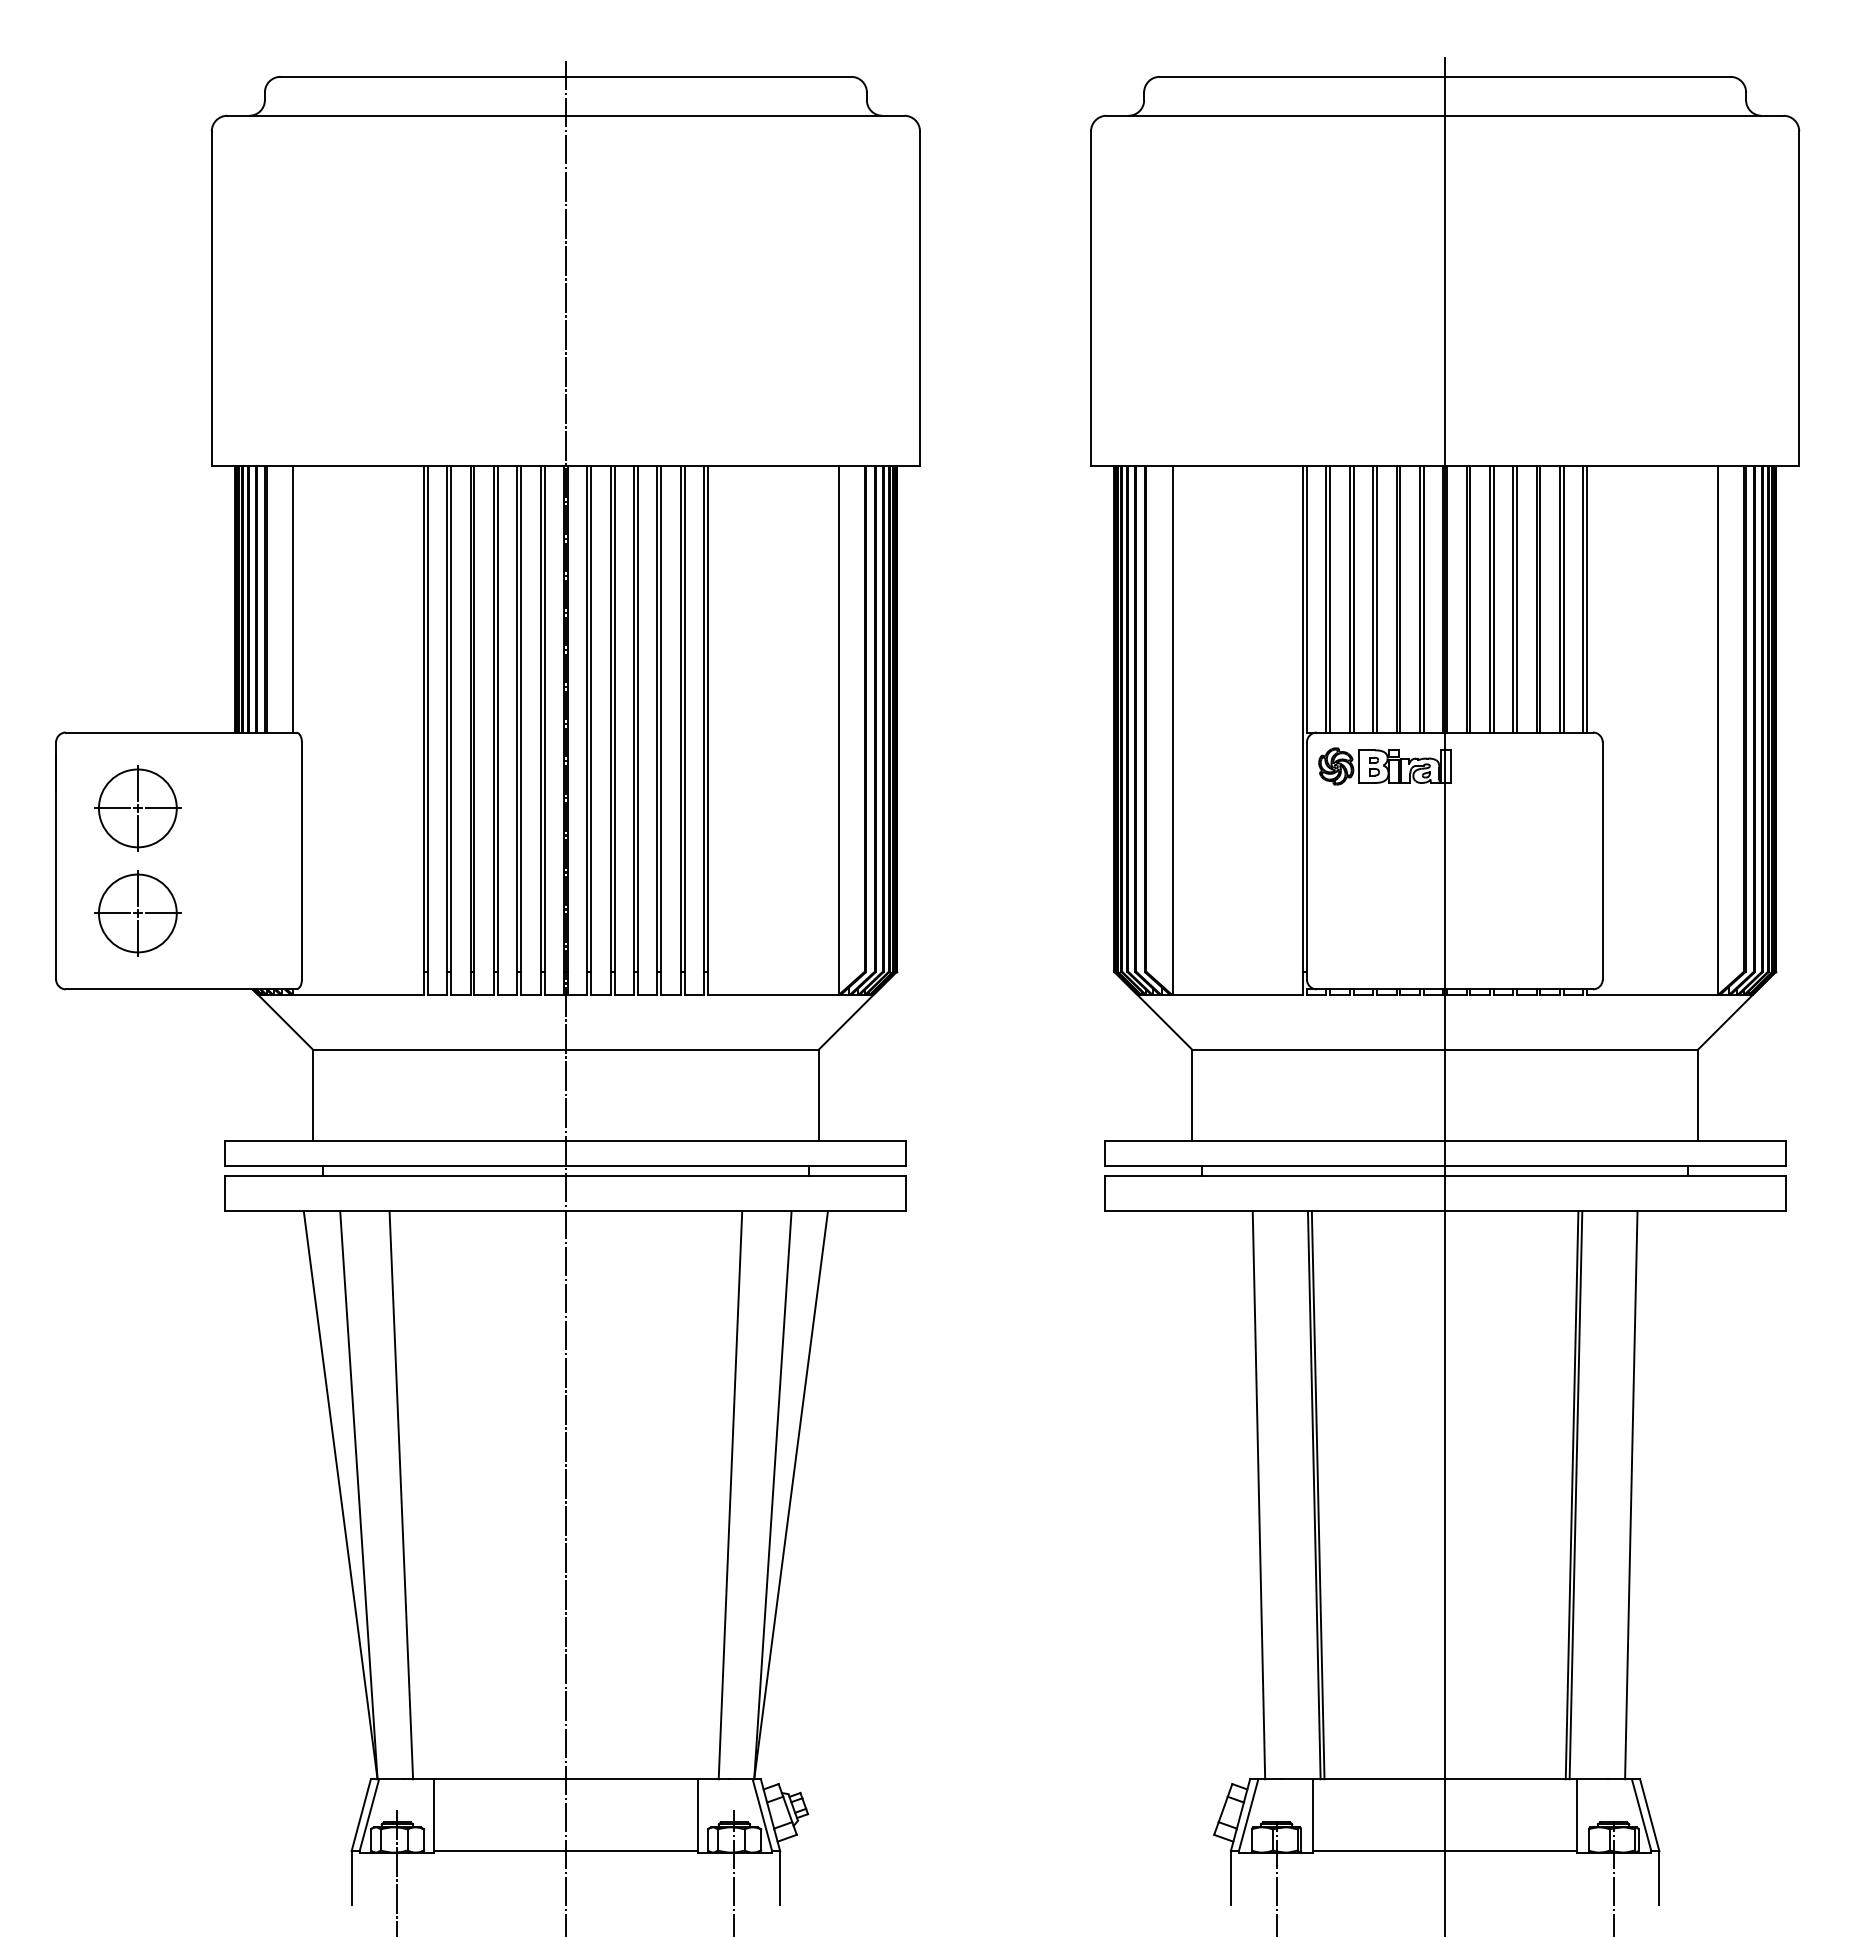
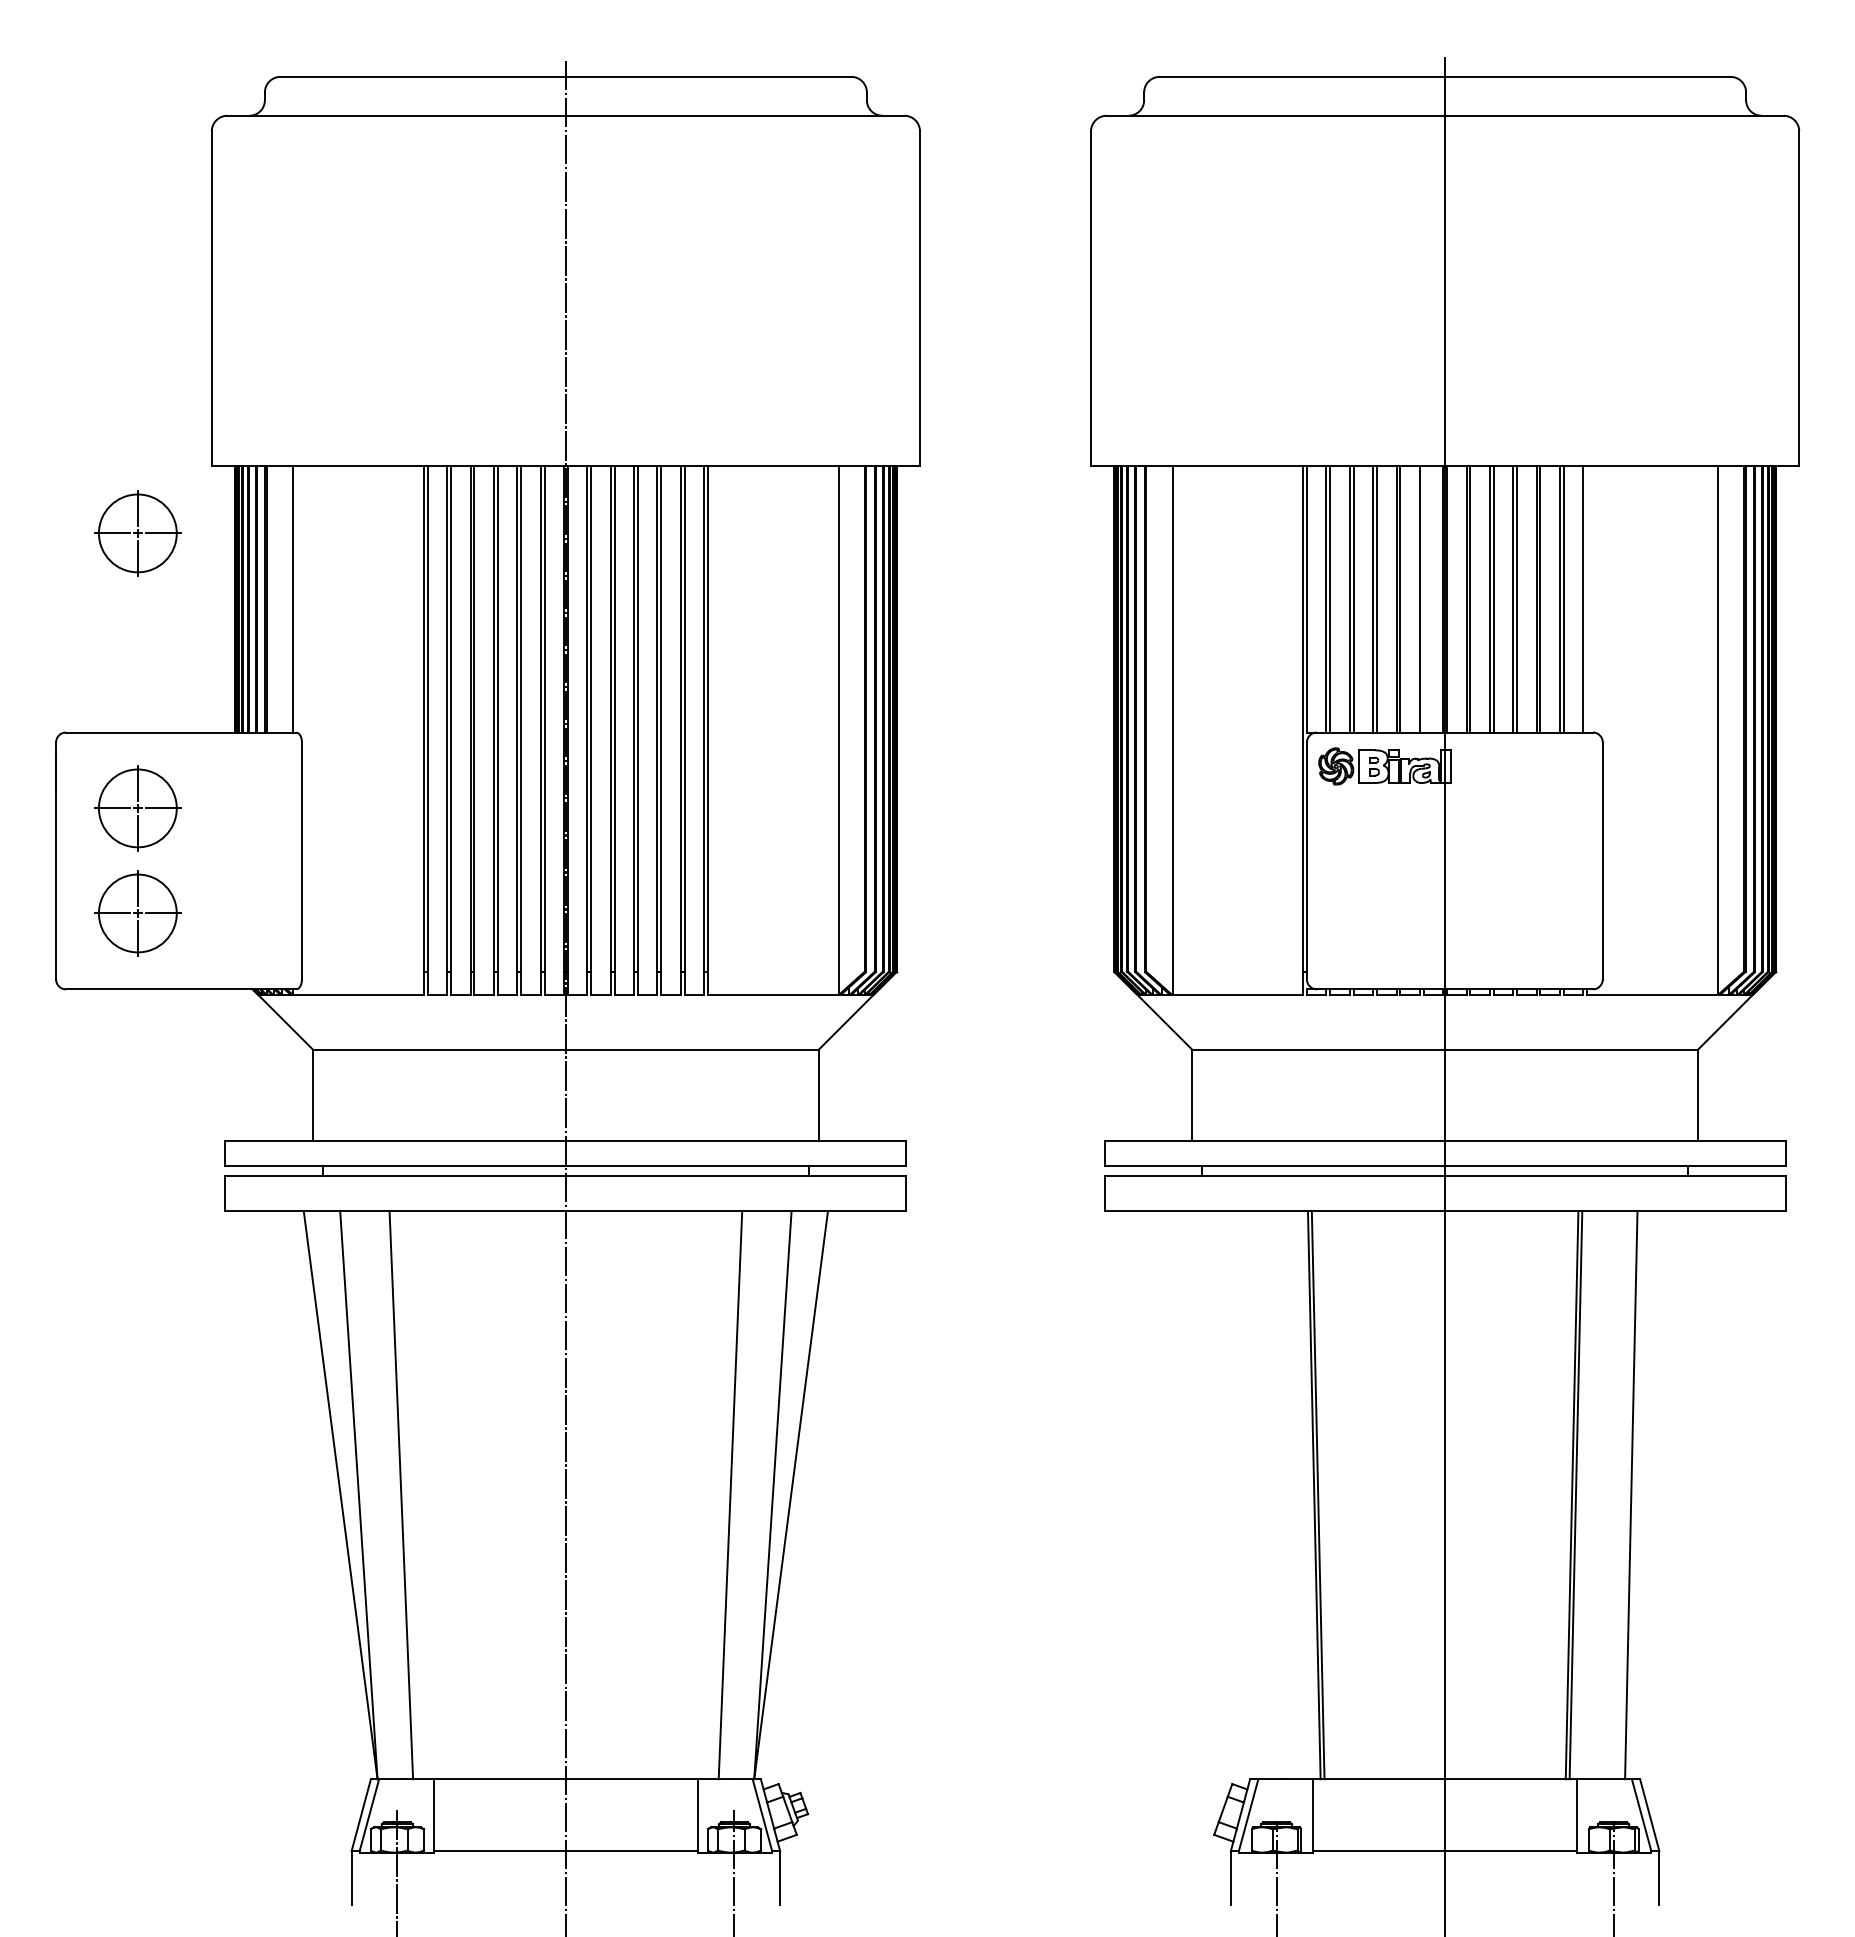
part: none -> present (137, 533)
line: present -> none (1423, 599)
line: present -> none (1587, 599)
line: present -> none (1258, 1495)
